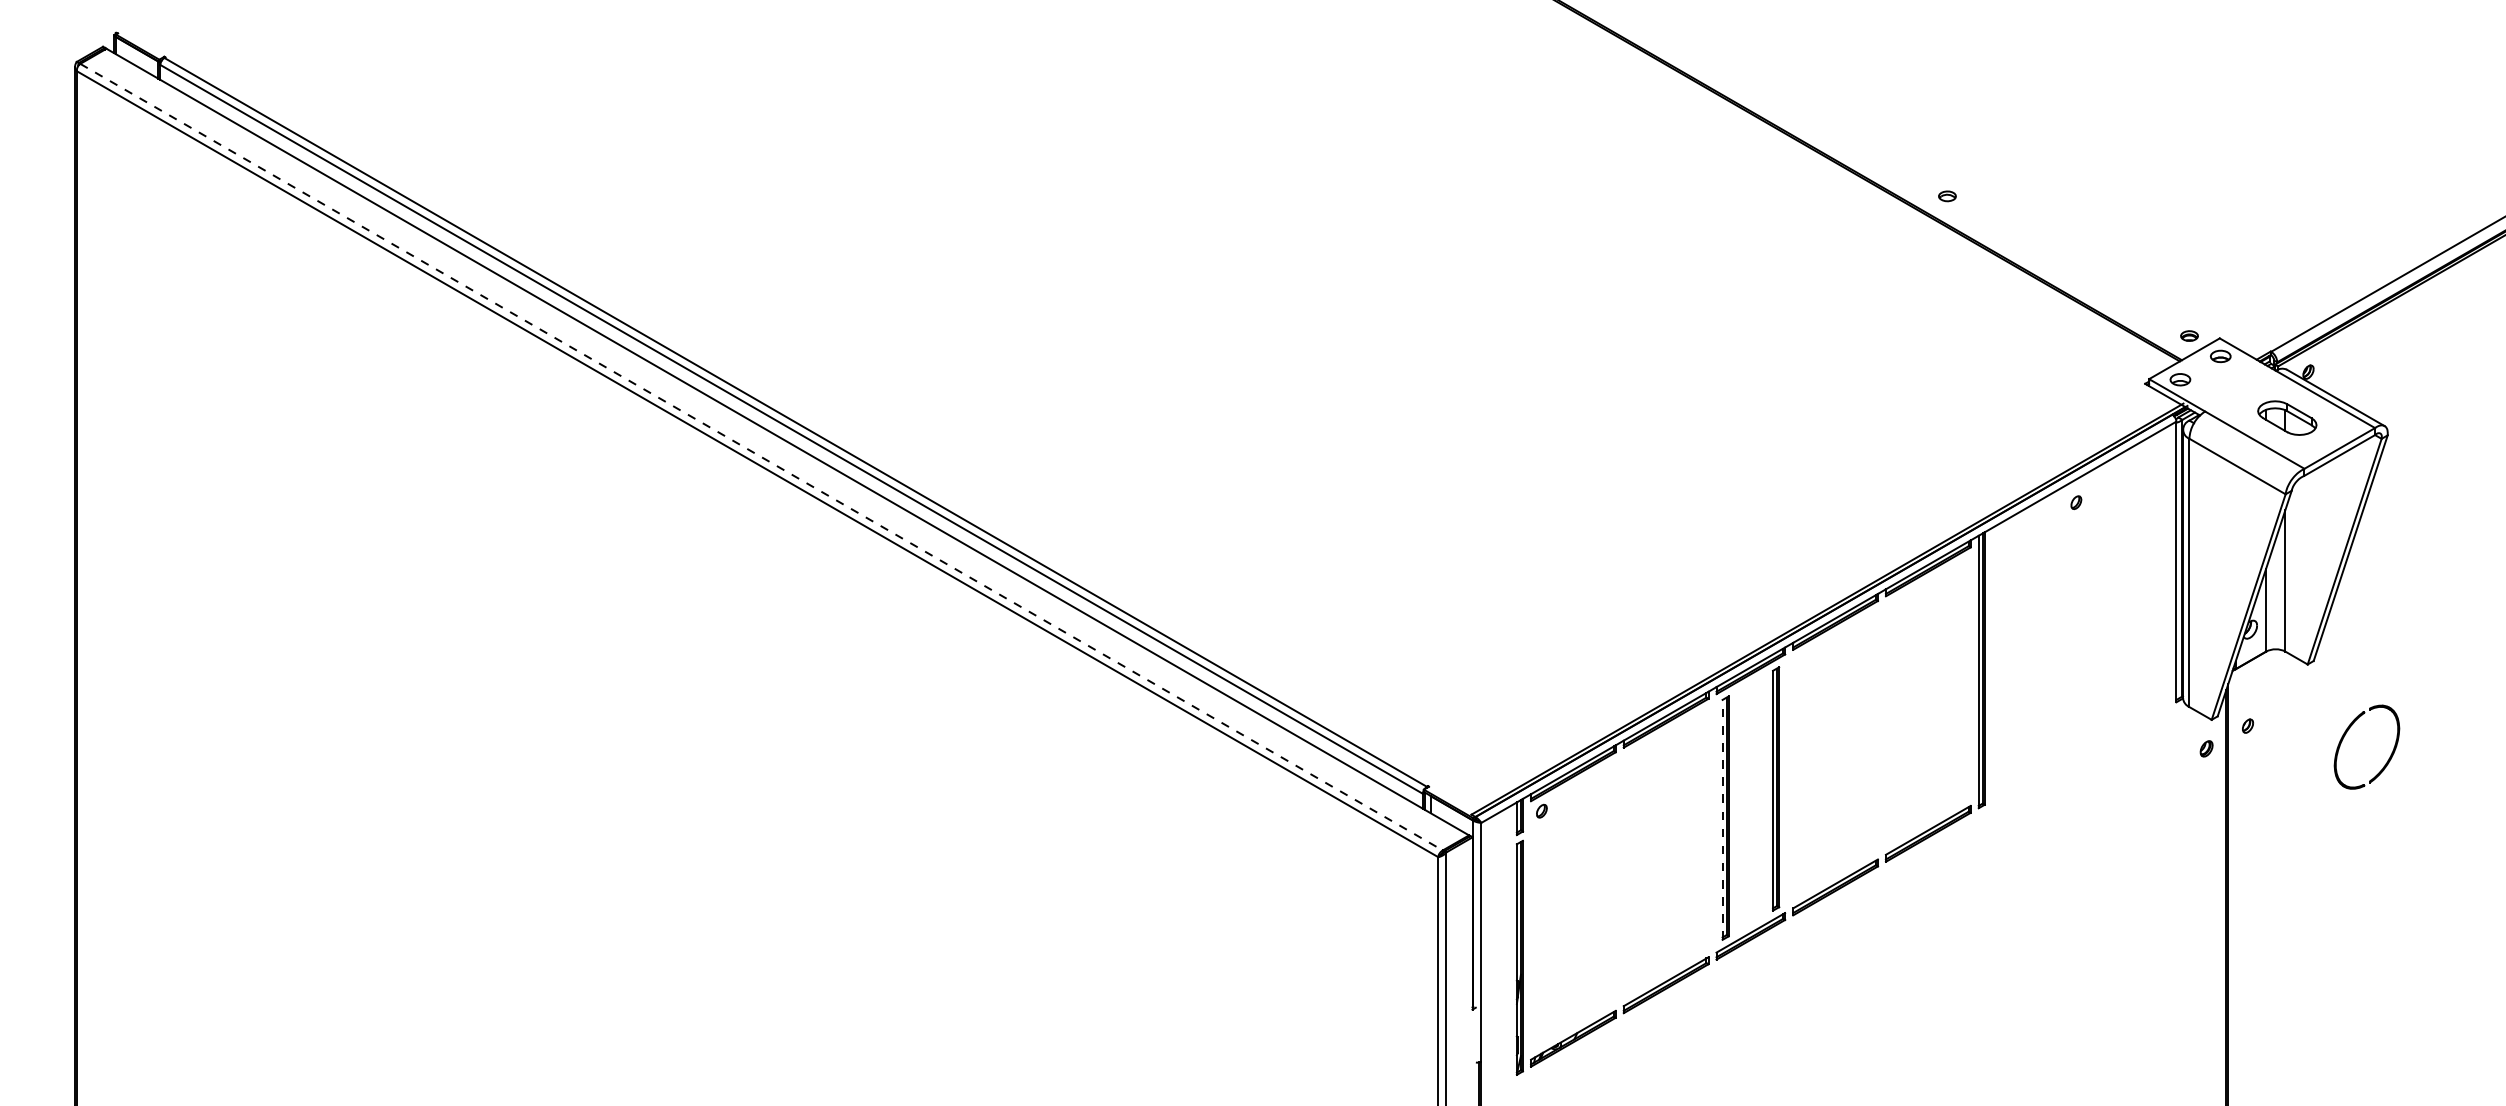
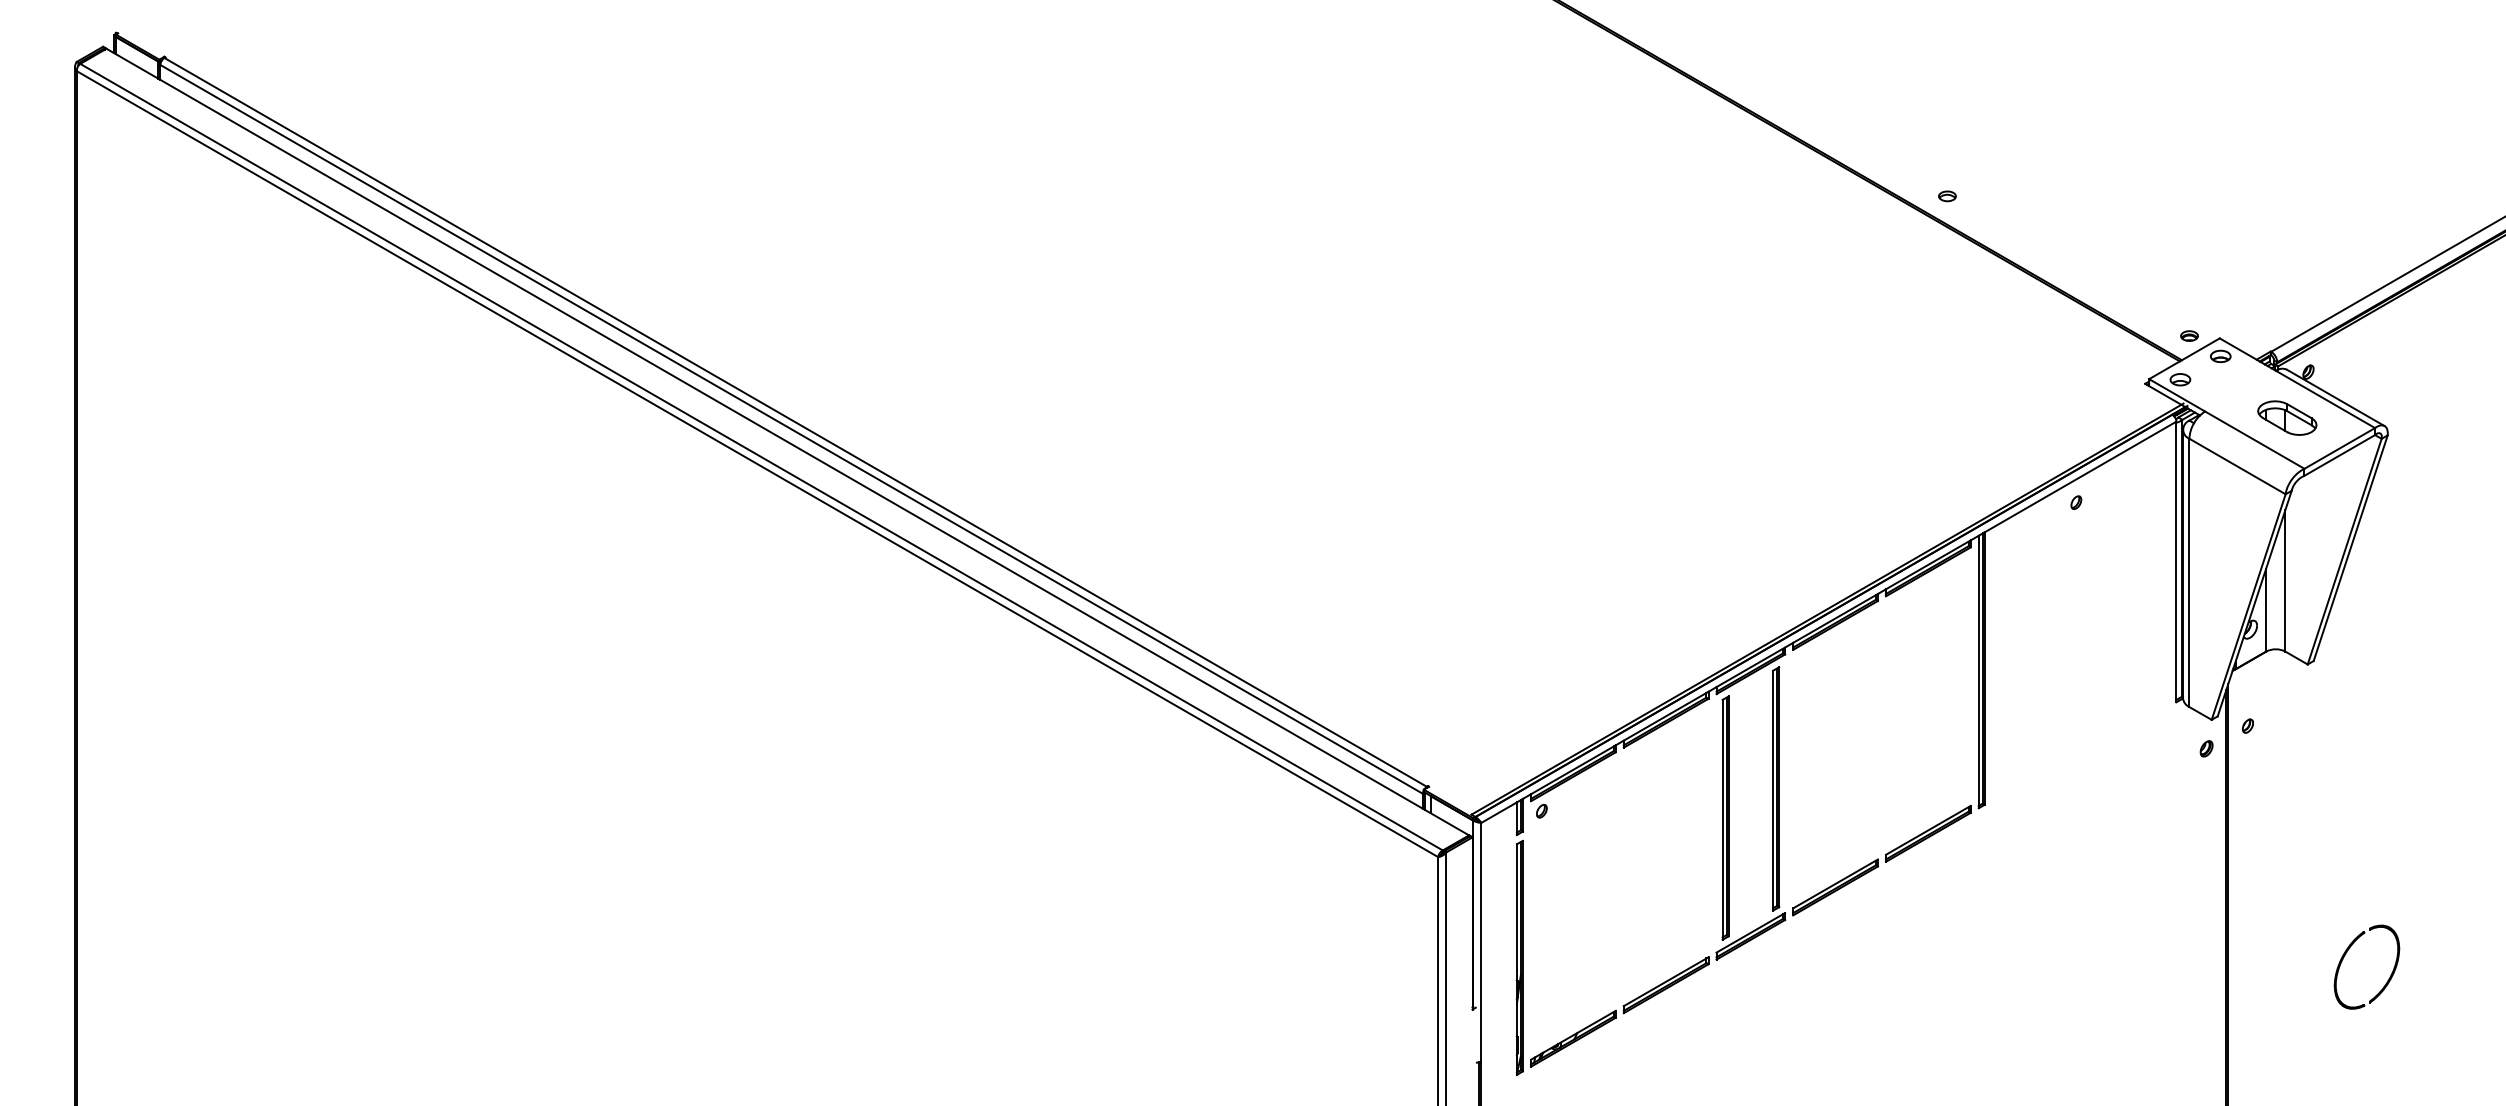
line: dashed -> solid (761, 457)
part position: (2346, 734) -> (2346, 954) (2346, 954)
line: dashed -> solid (1722, 819)
